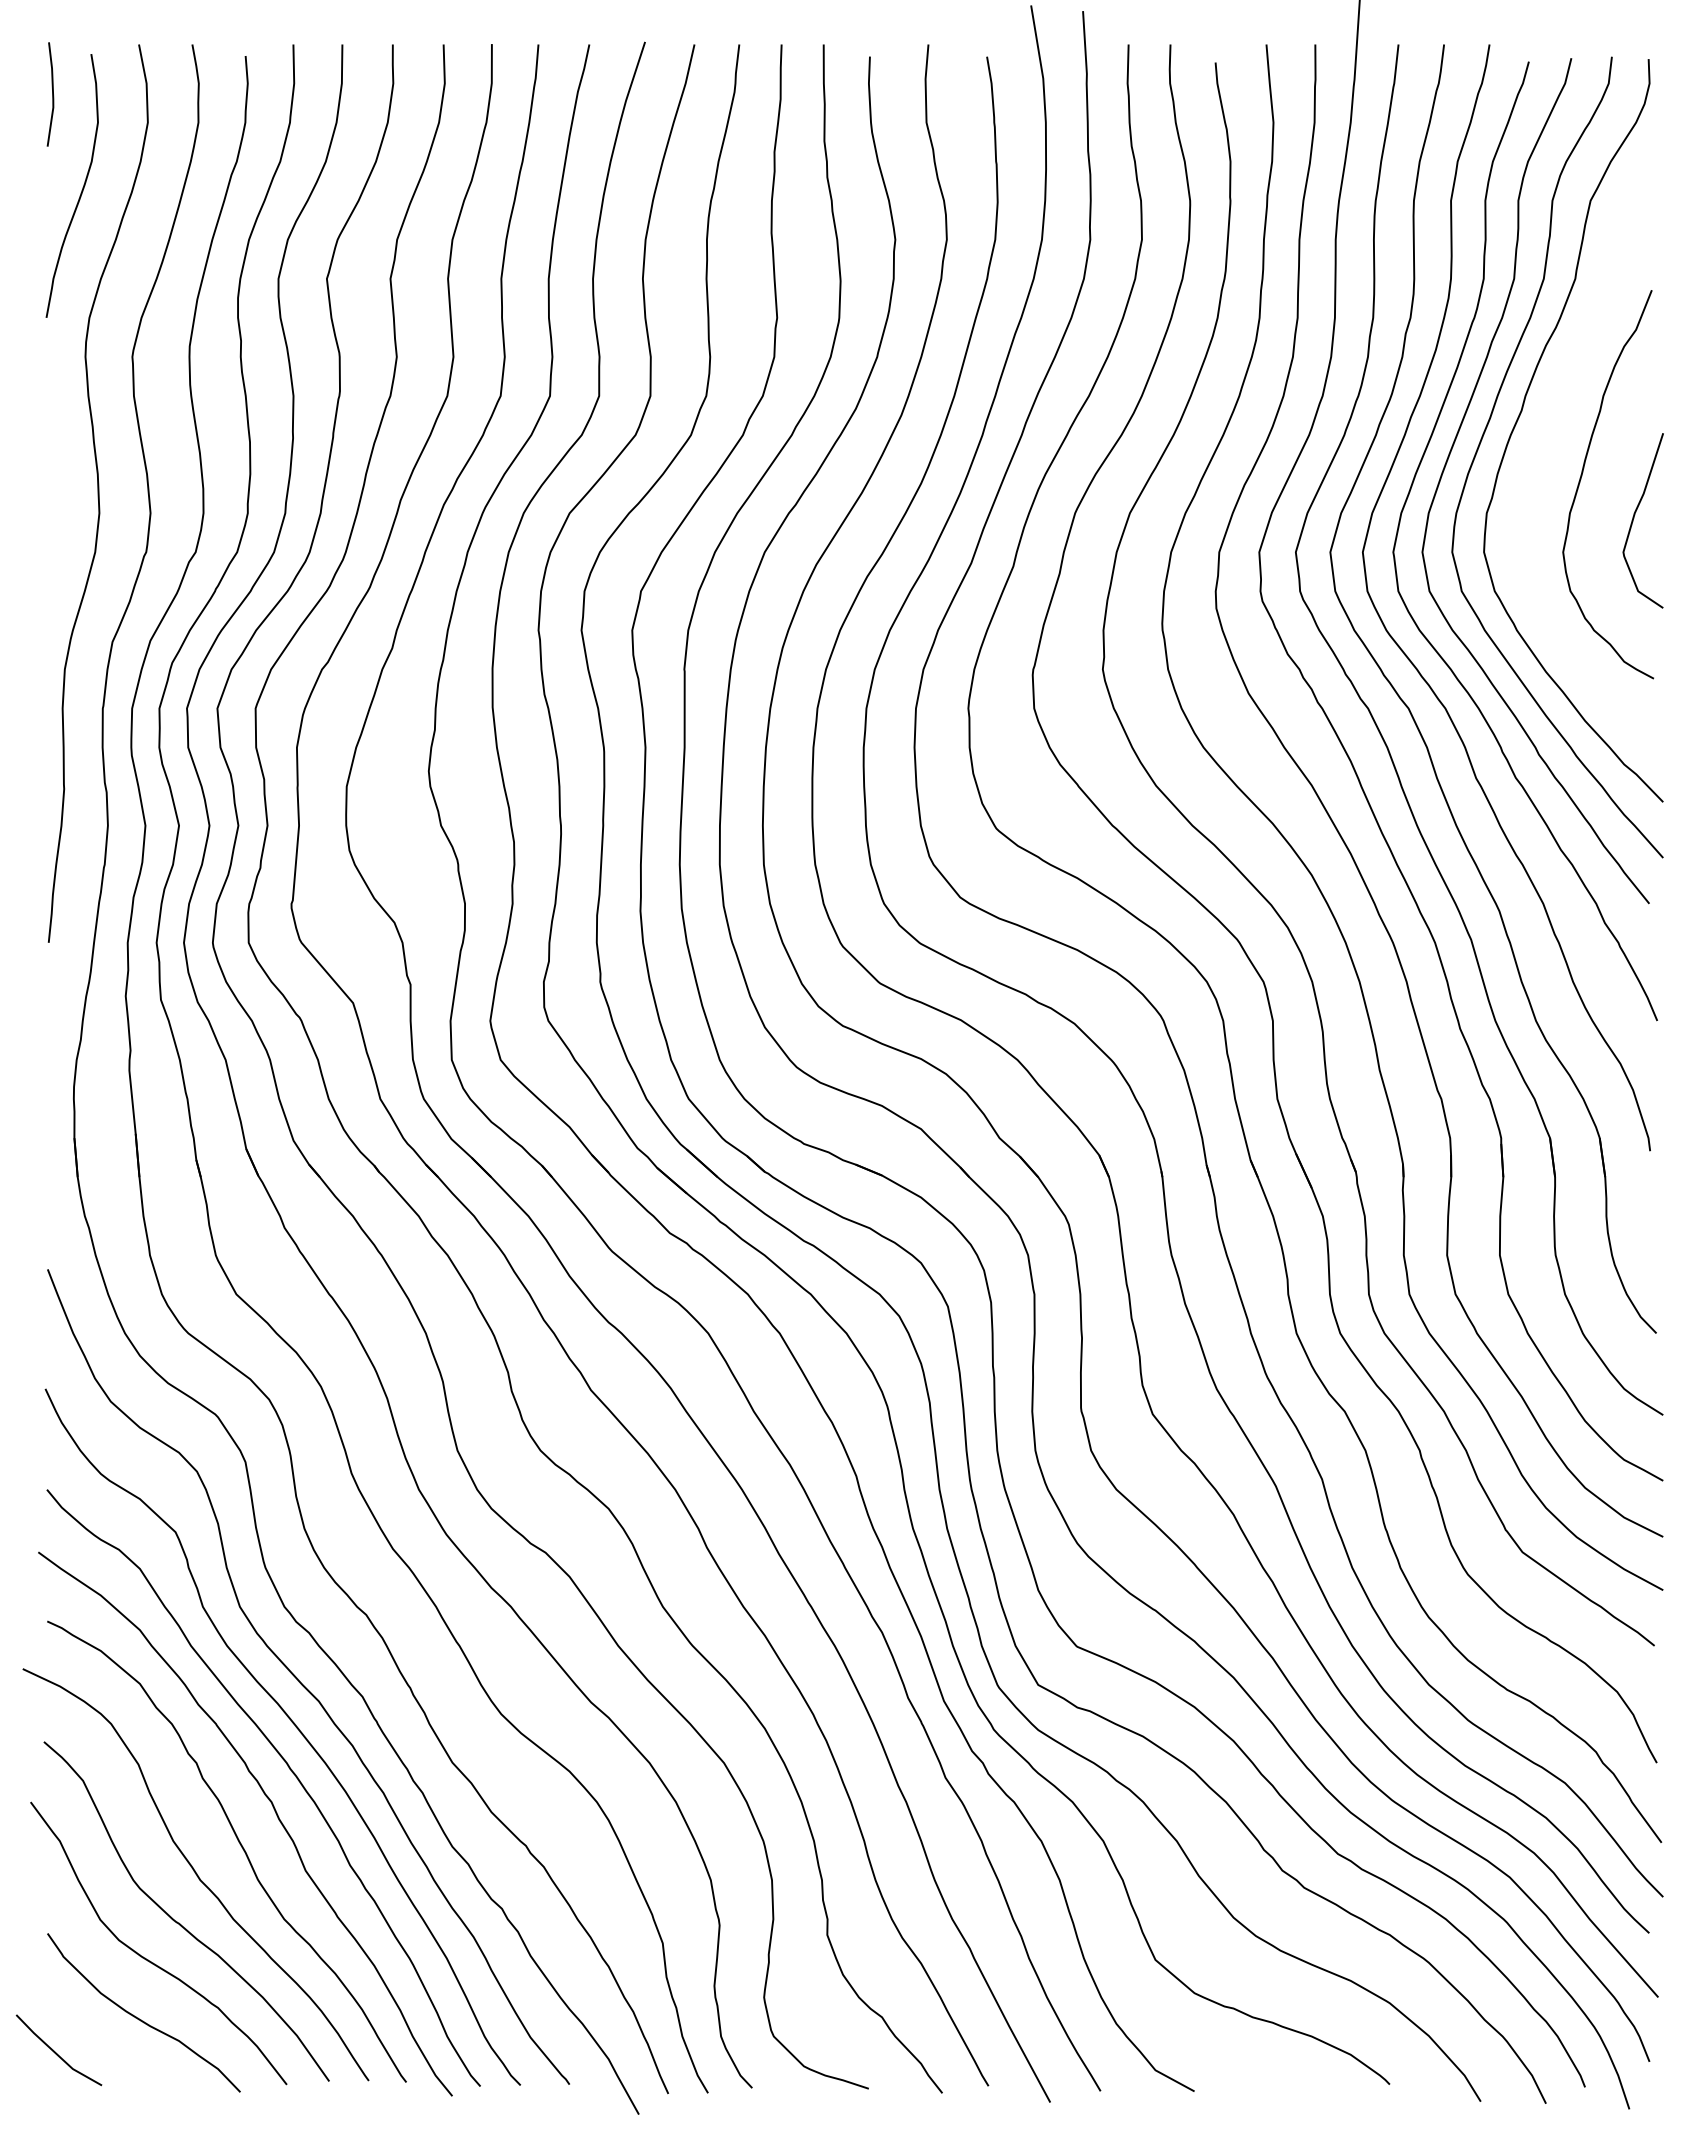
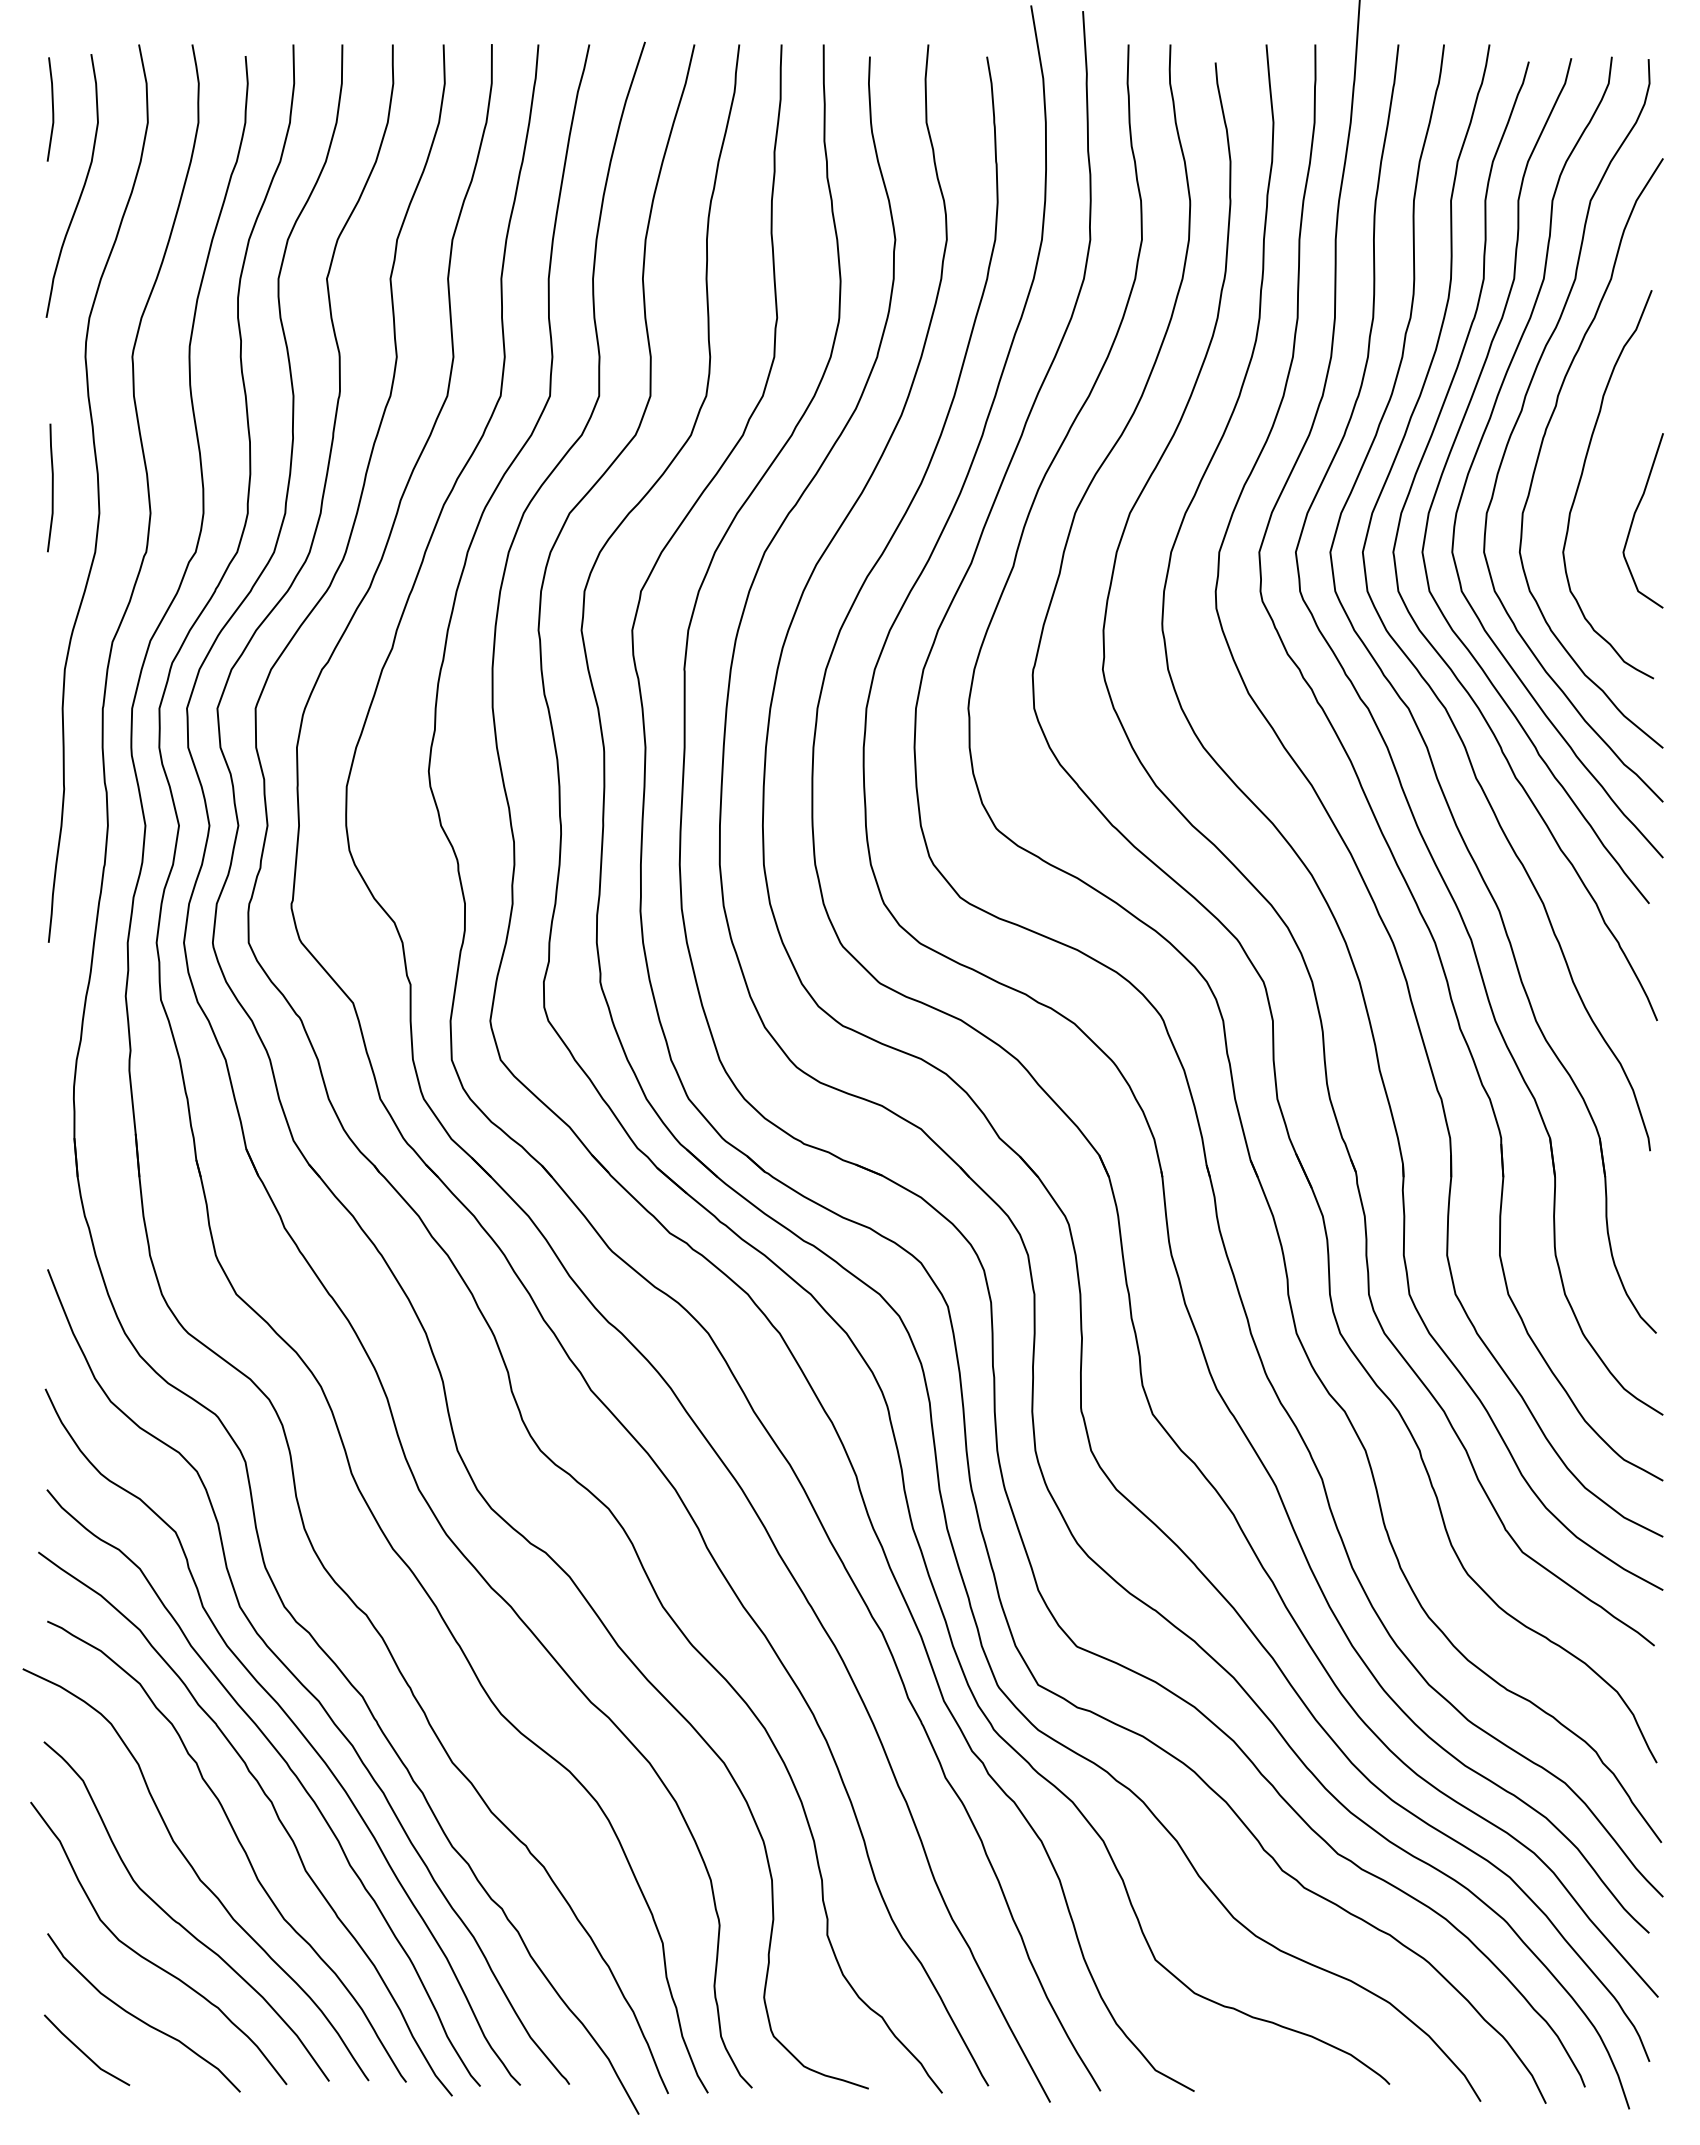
line position: (52, 94) -> (52, 109) (52, 109)
curve: none -> present (1544, 438)
line: none -> present (51, 487)
line position: (56, 2052) -> (84, 2052) (84, 2052)
